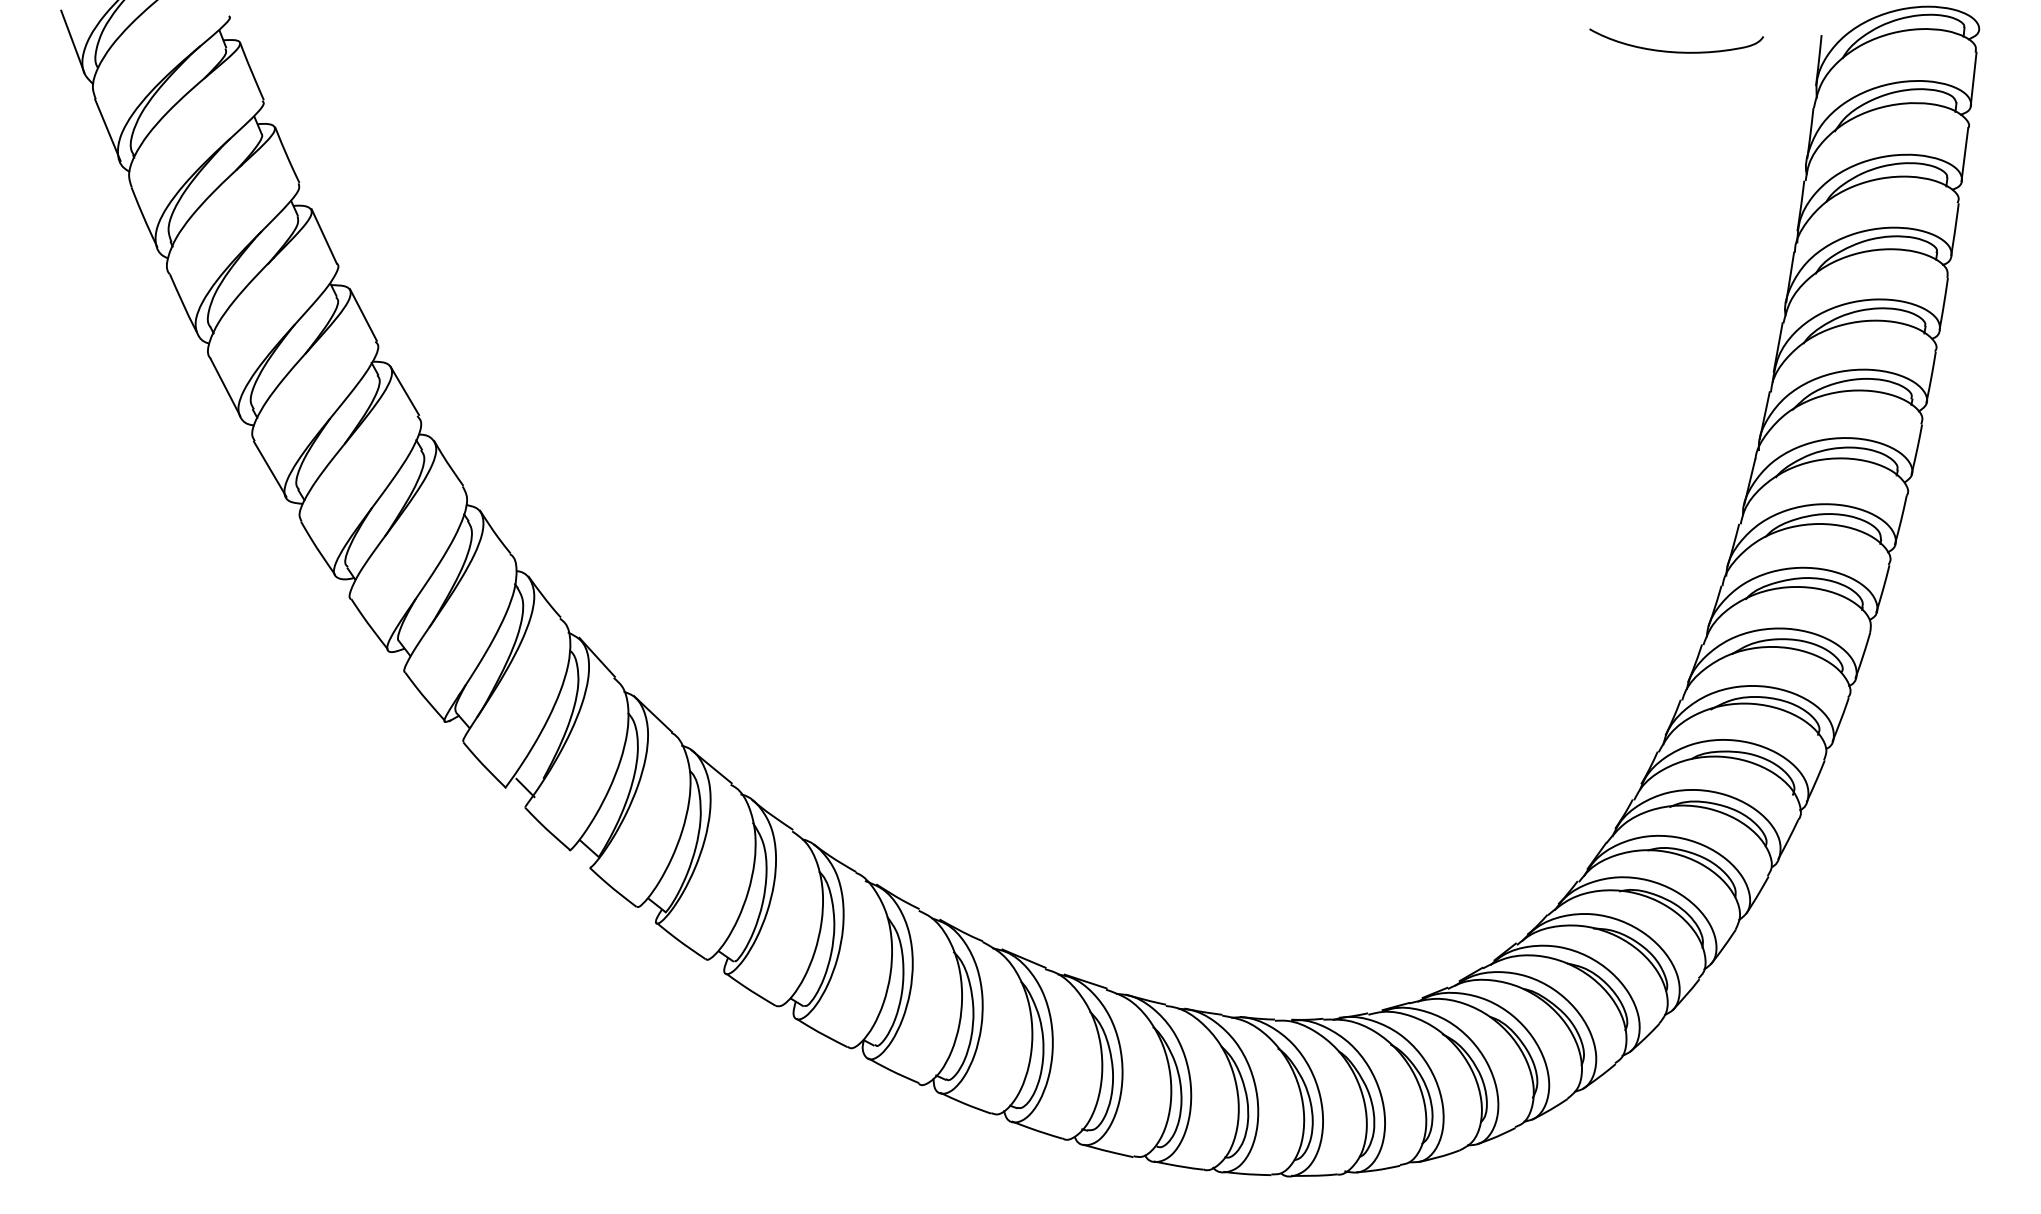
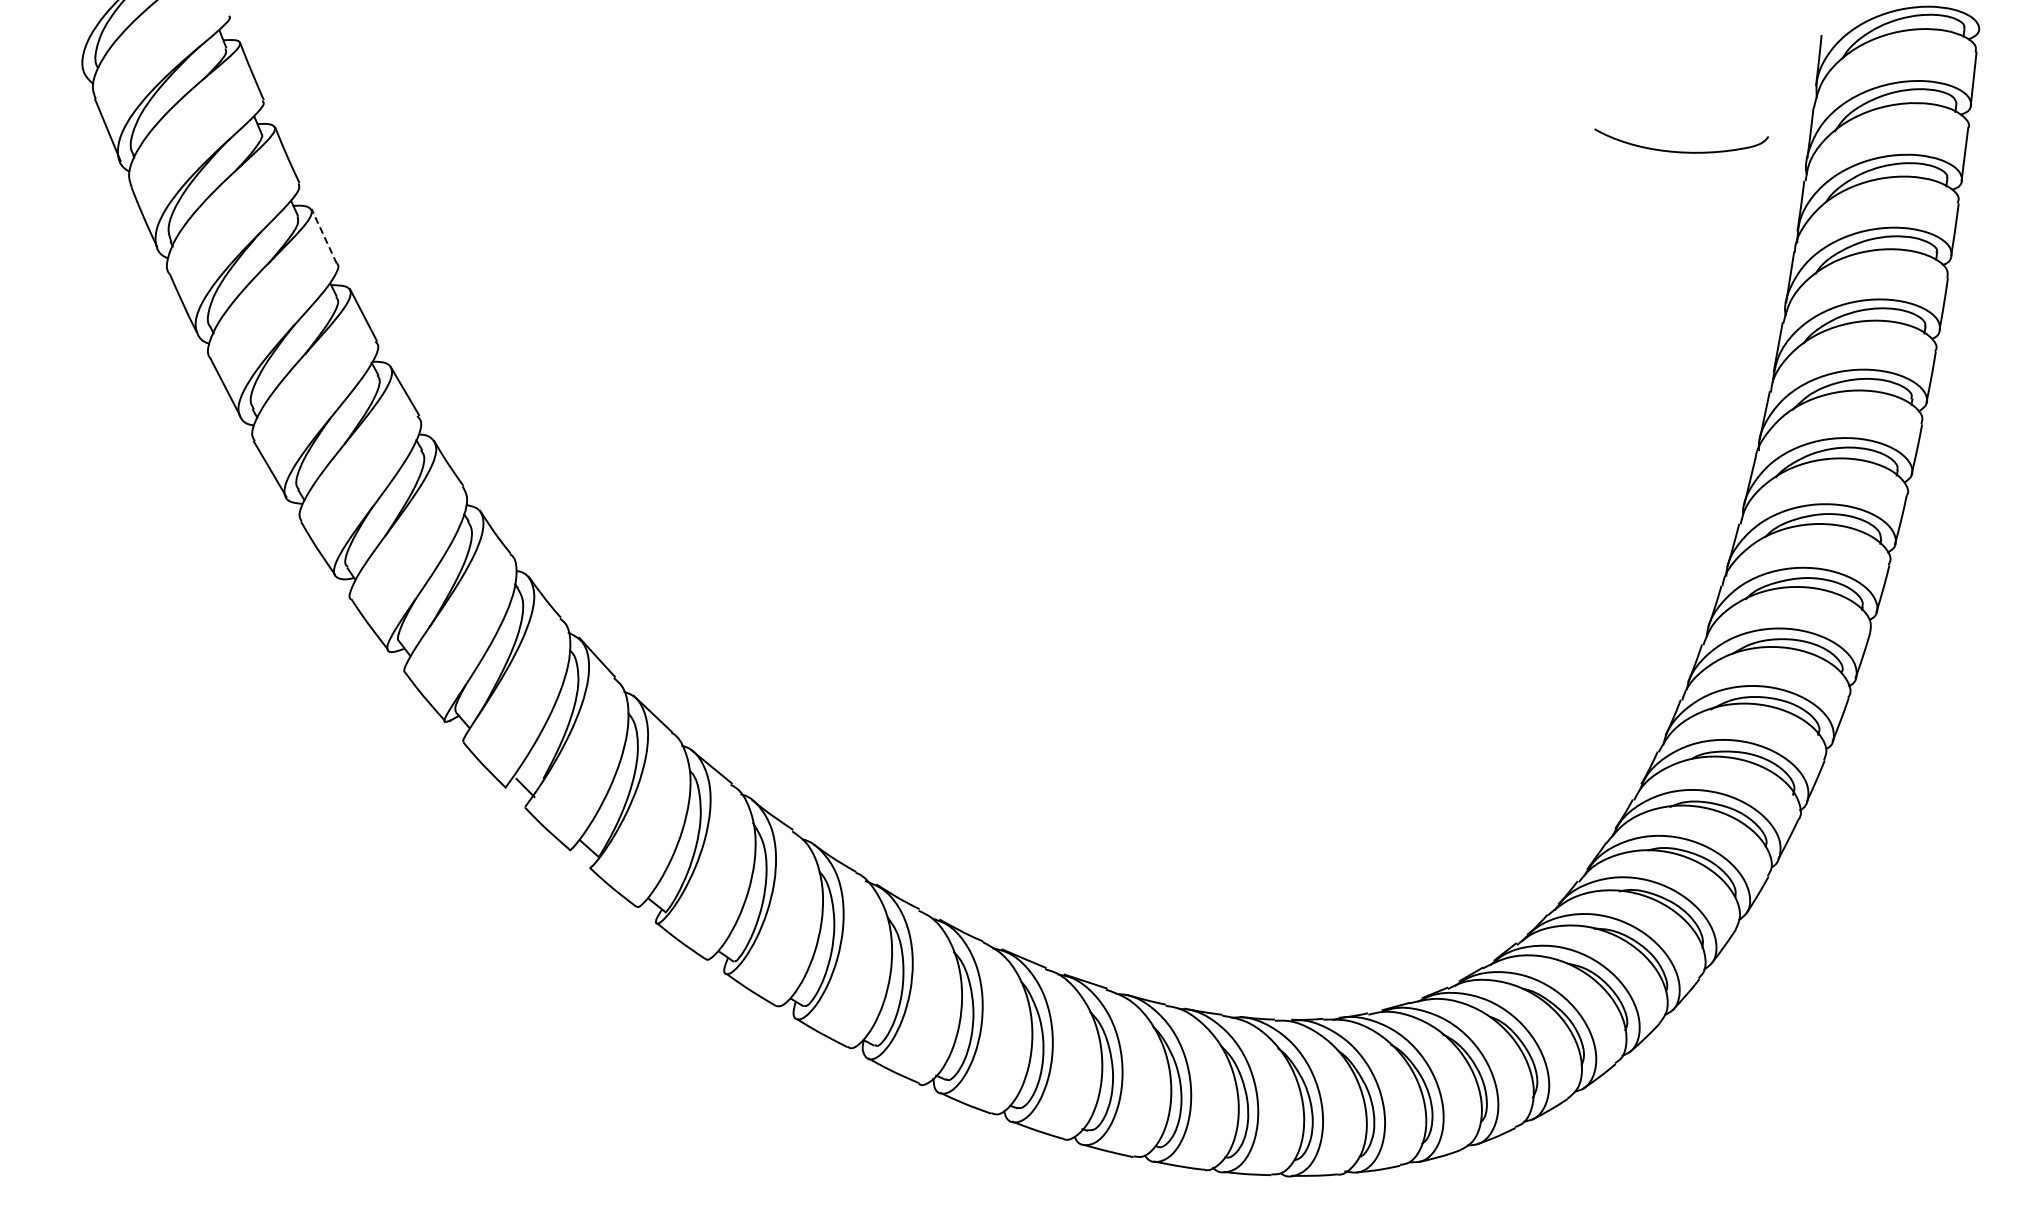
line: present -> none (72, 41)
part position: (1676, 51) -> (1681, 151) (1681, 151)
line: solid -> dashed (324, 236)
